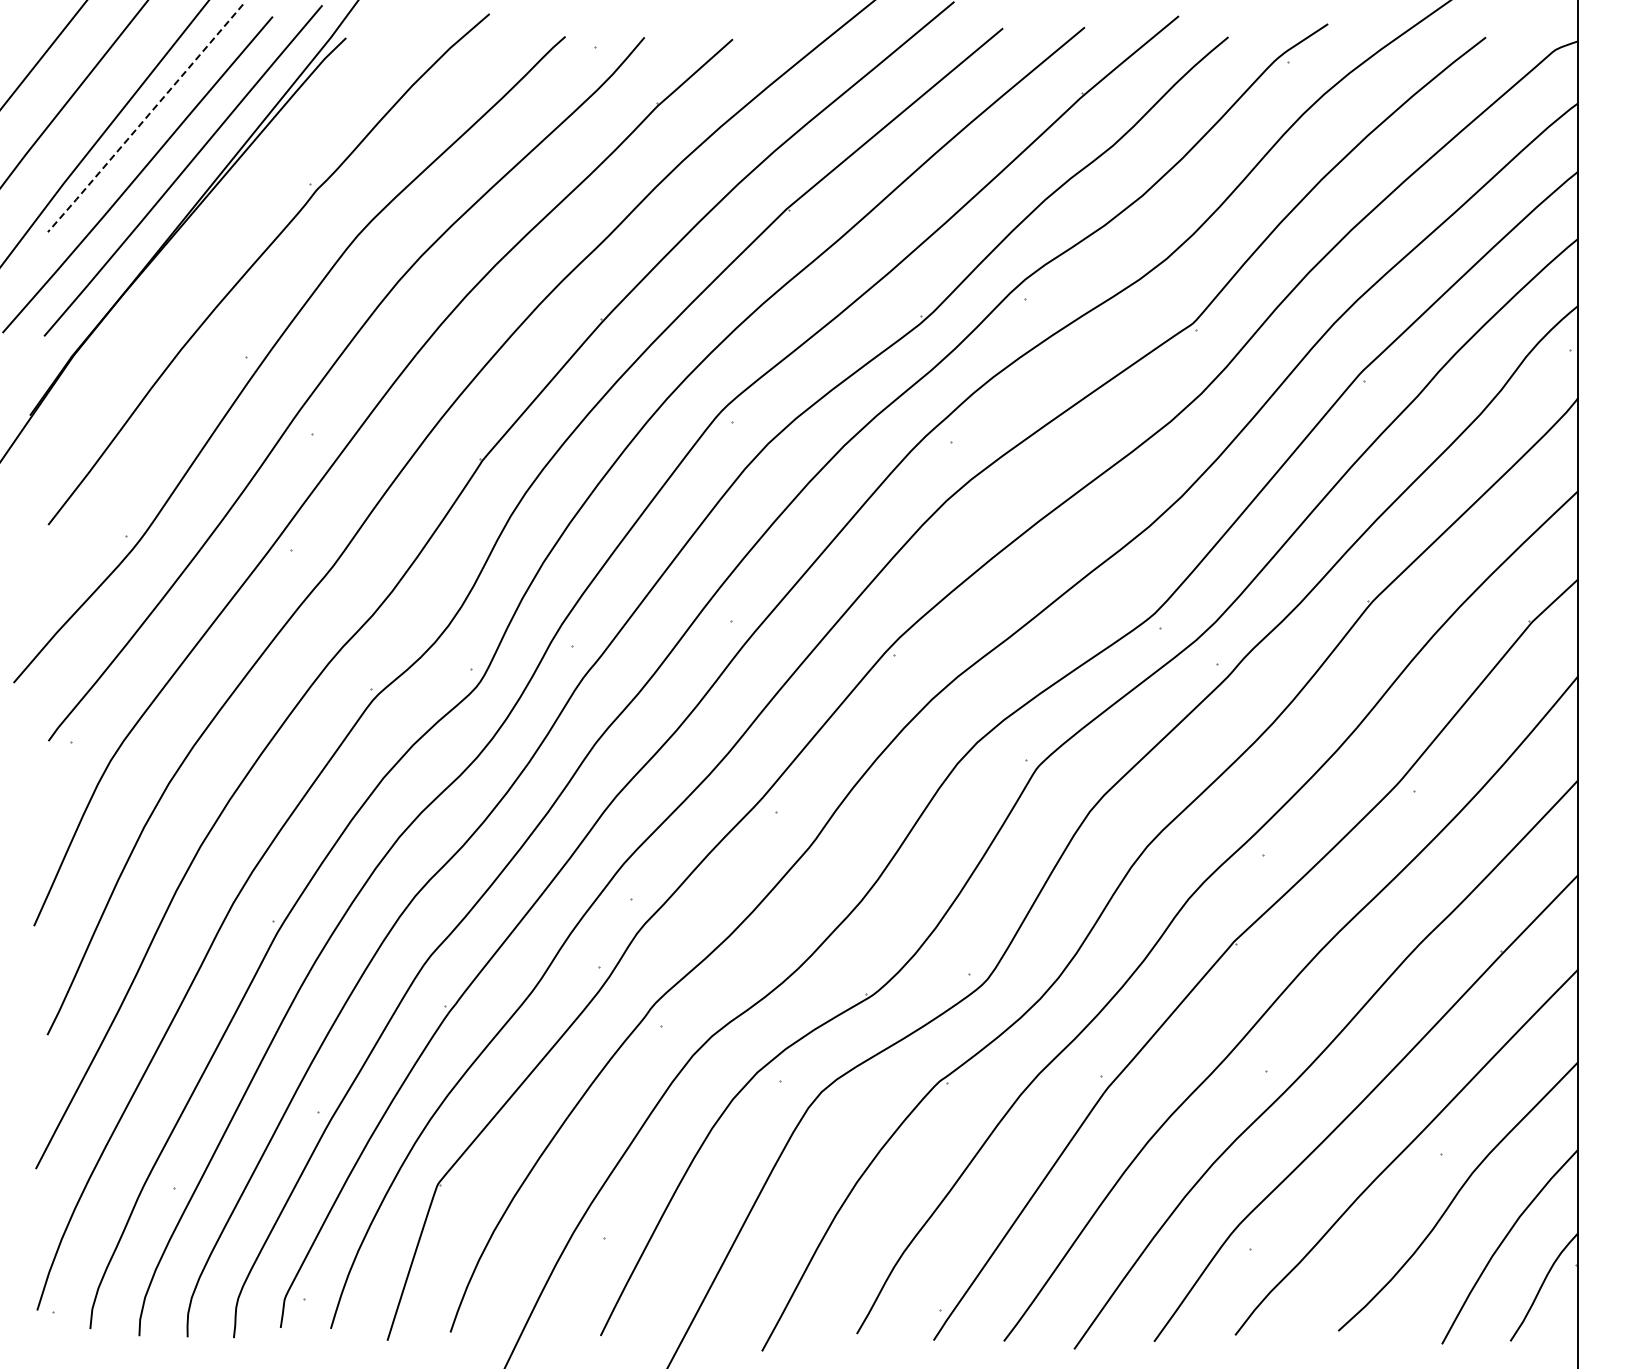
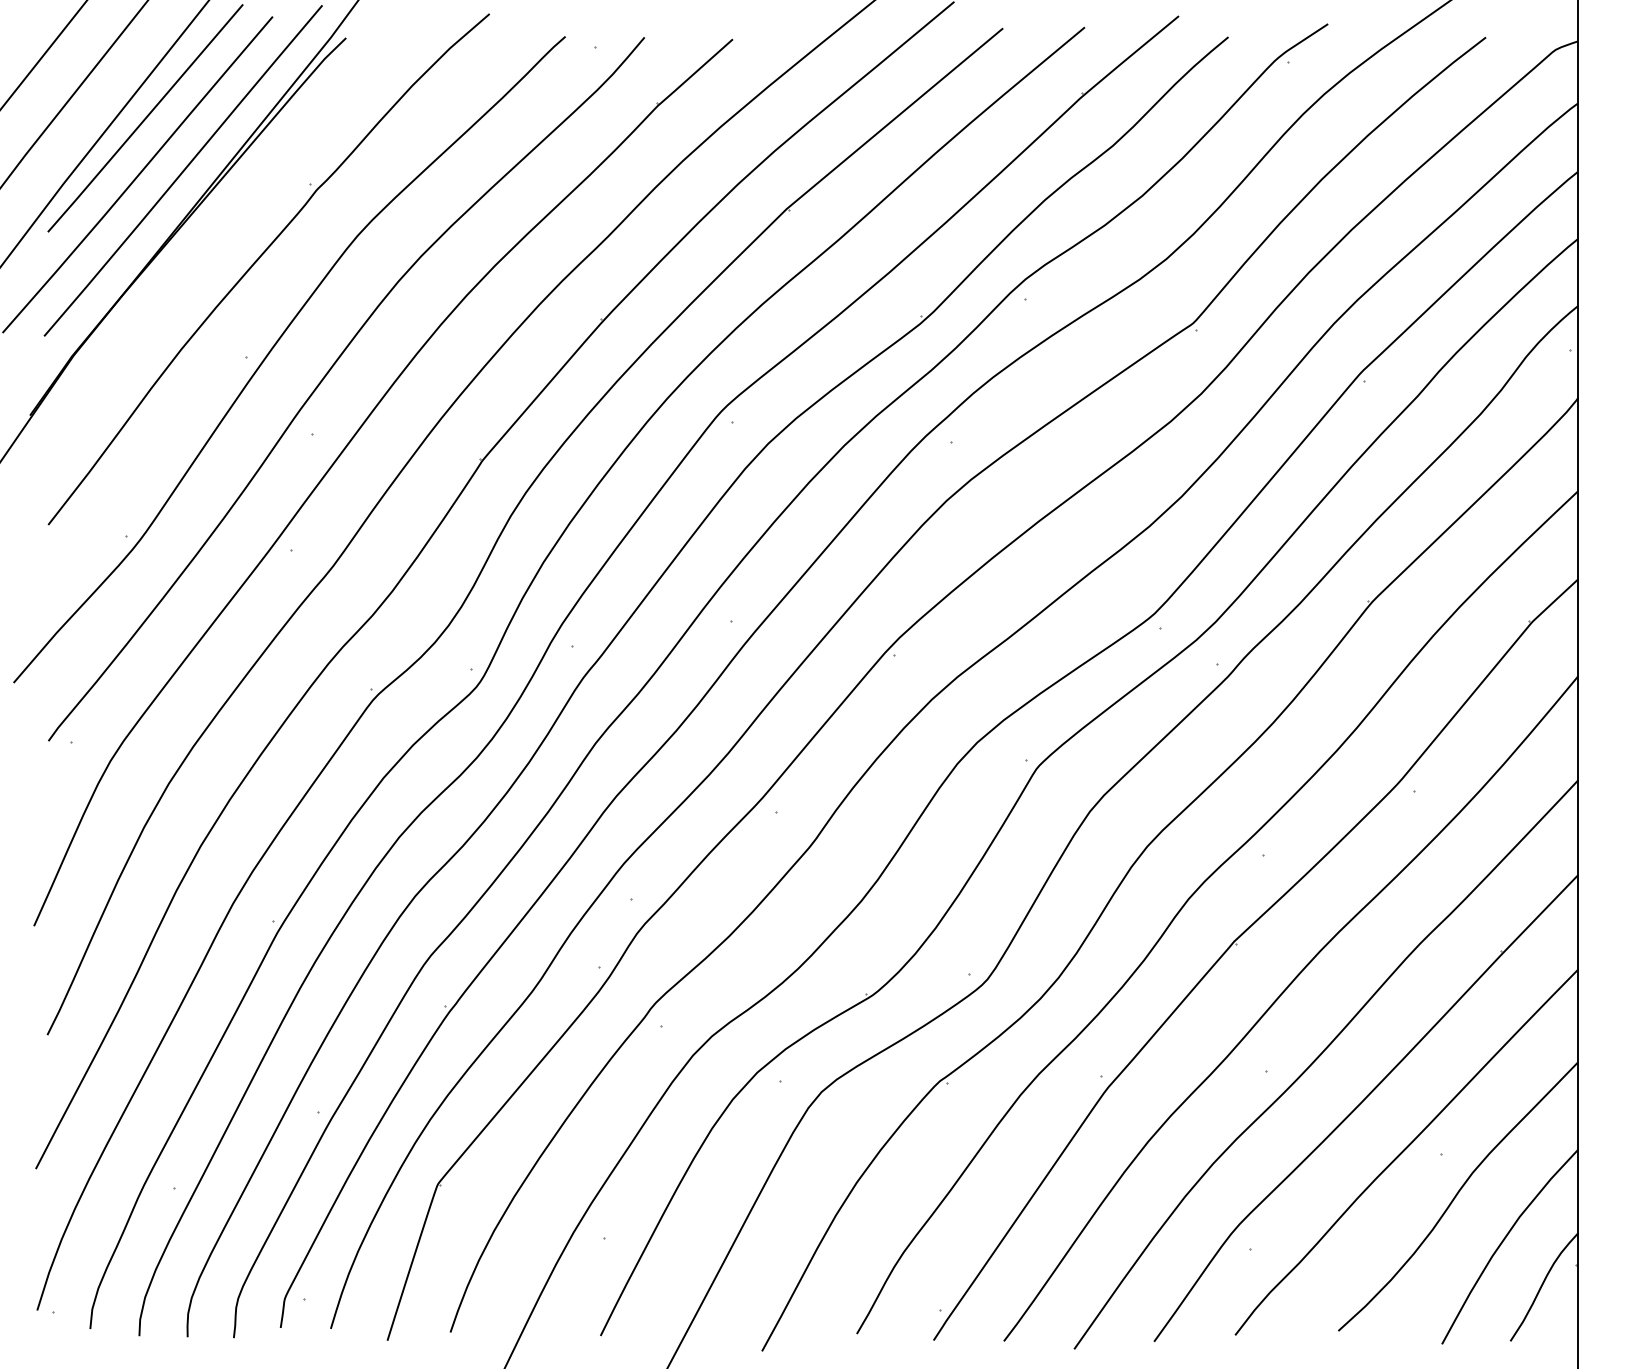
line: dashed -> solid (145, 119)
